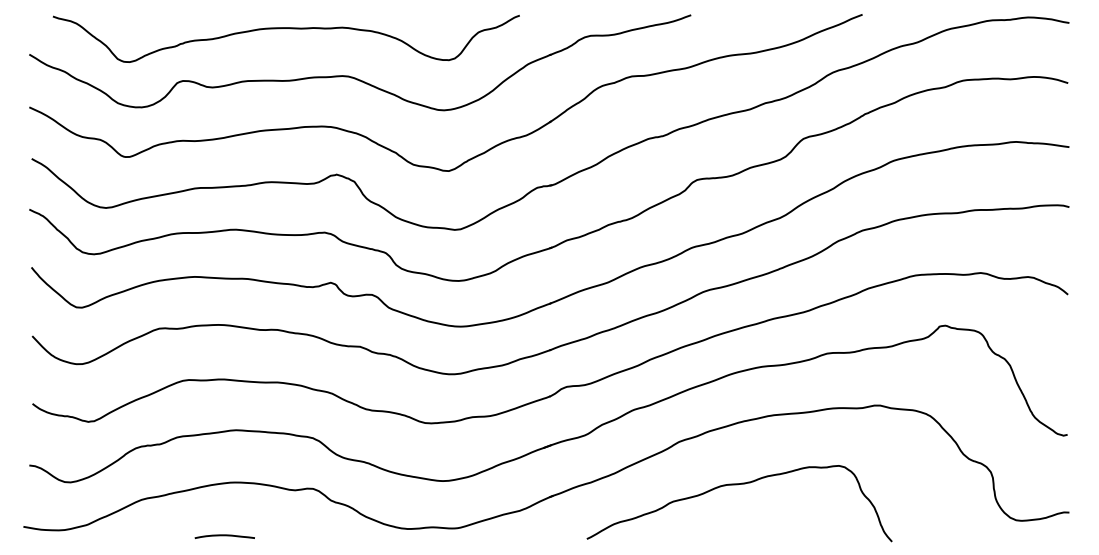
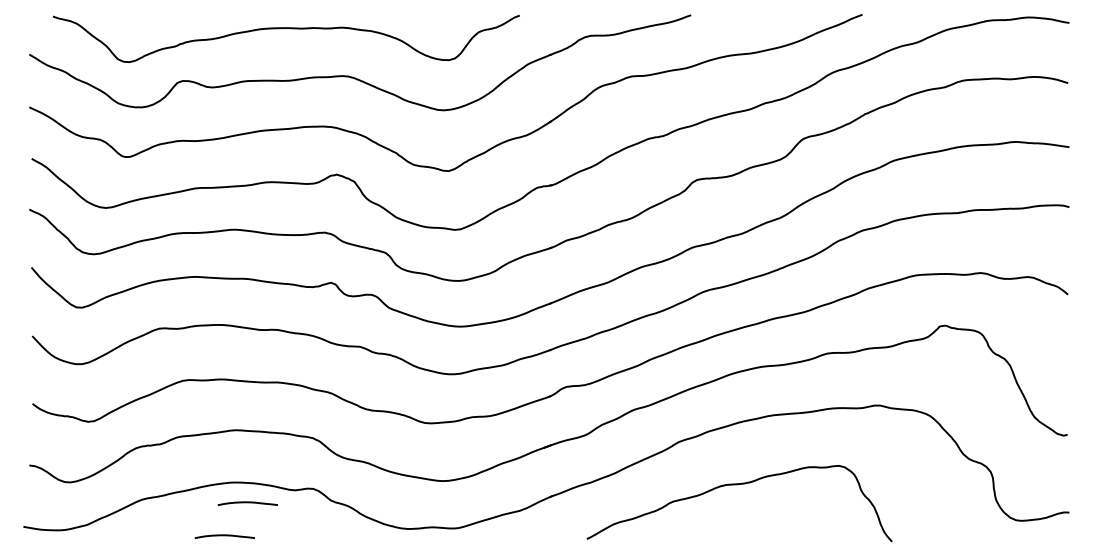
curve: none -> present (247, 503)
